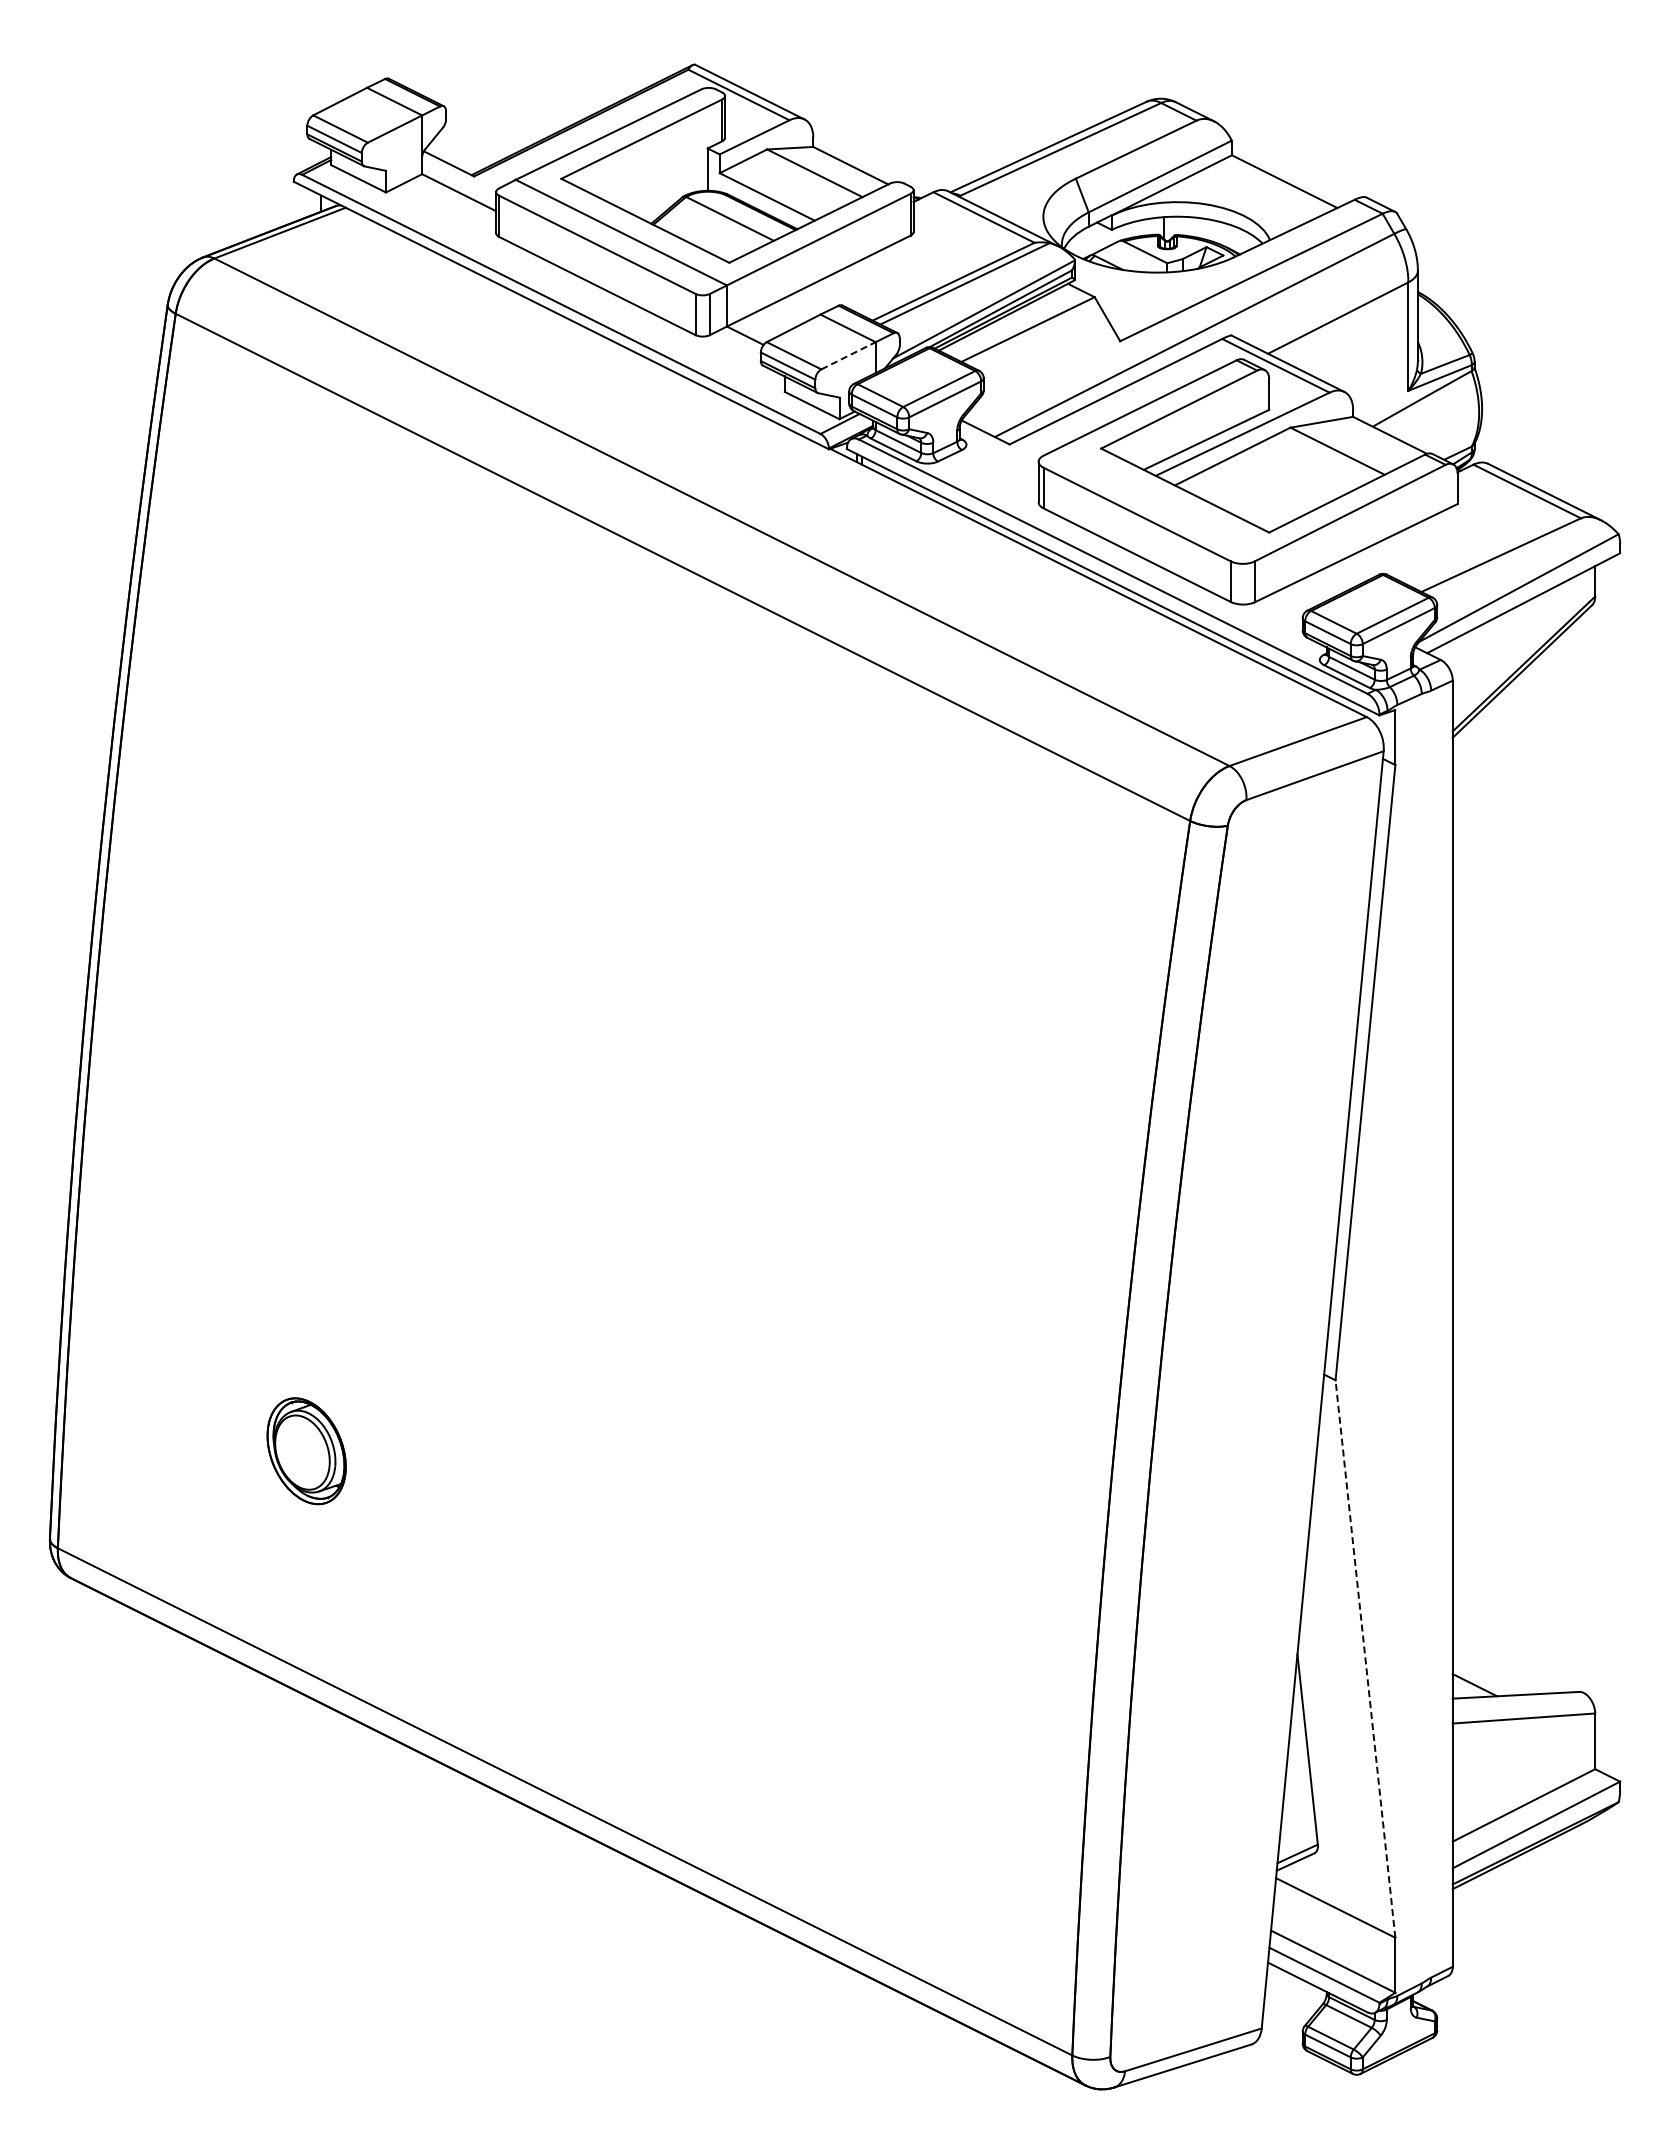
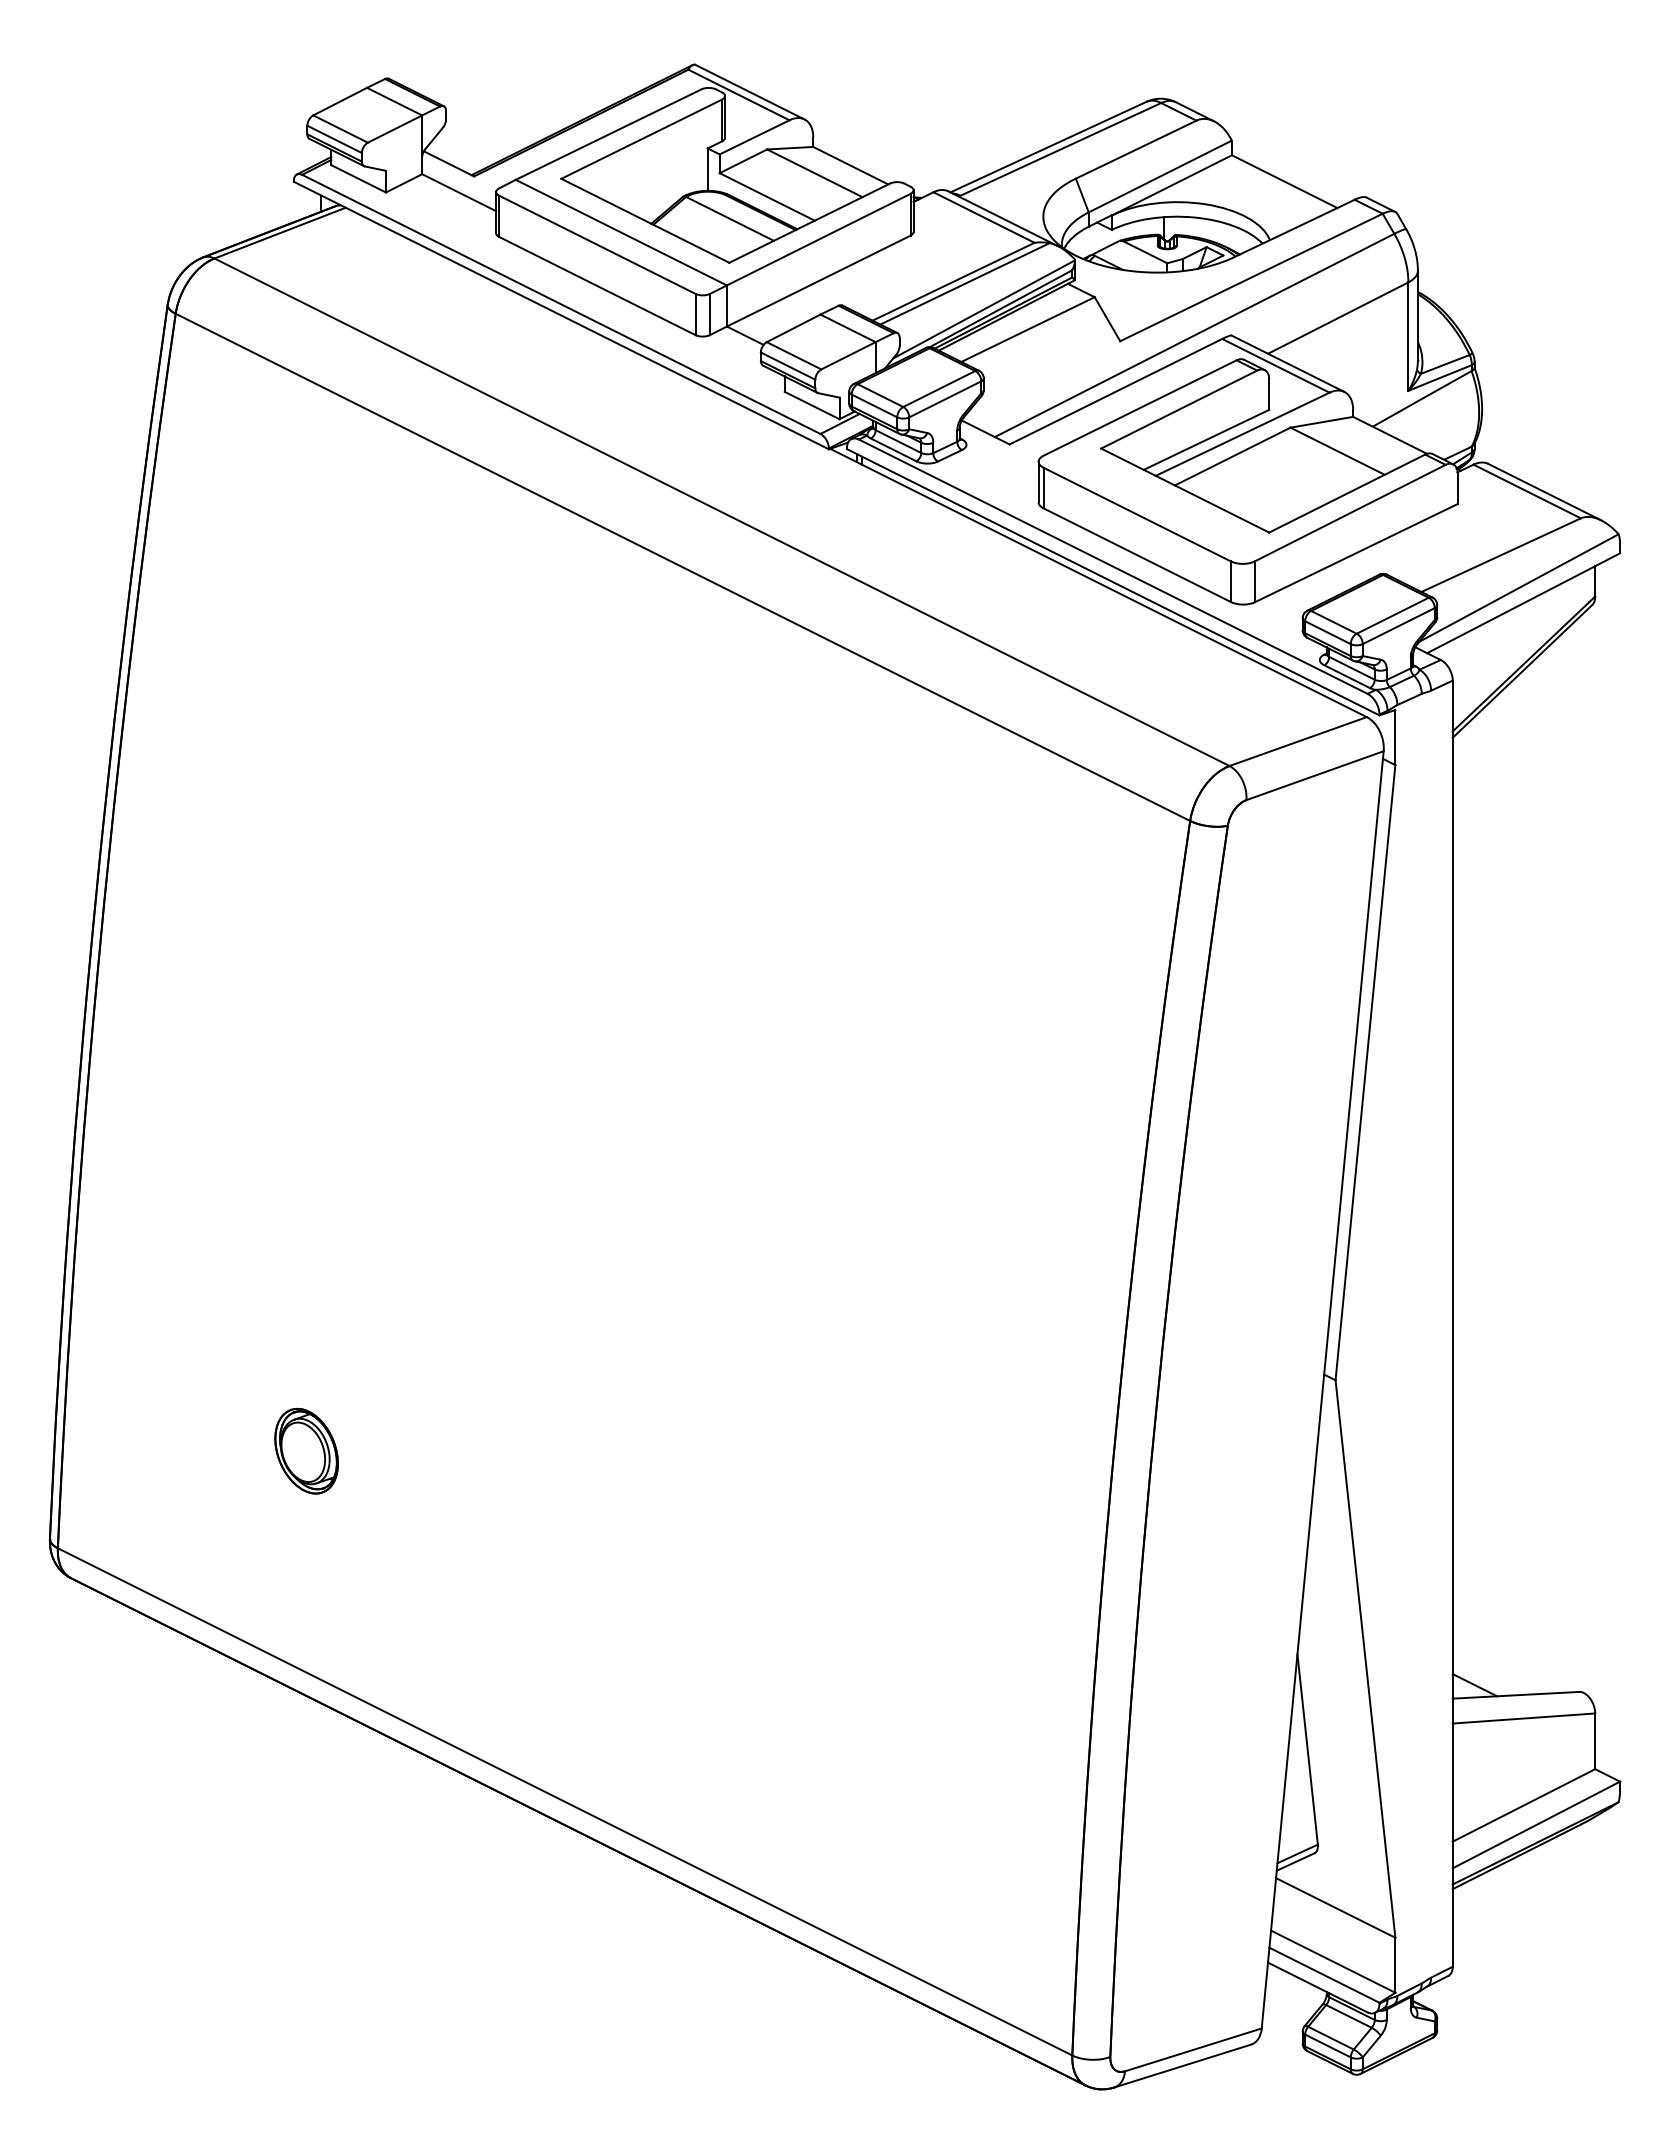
line: dashed -> solid (848, 355)
part size: 81x109 px -> 65x88 px (306, 1450)
line: dashed -> solid (1365, 1658)
